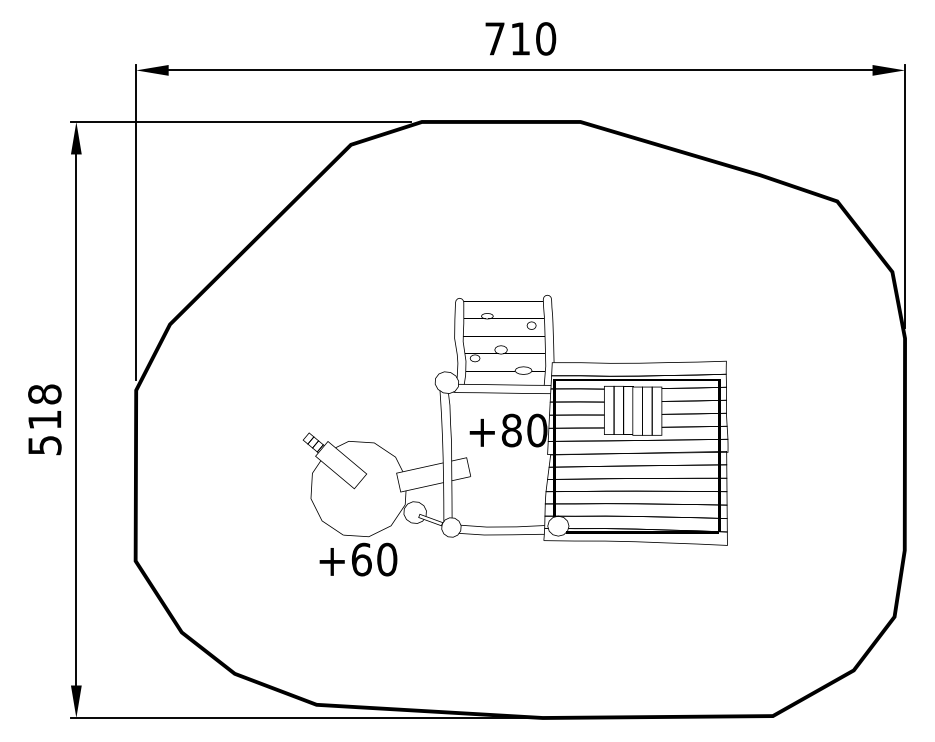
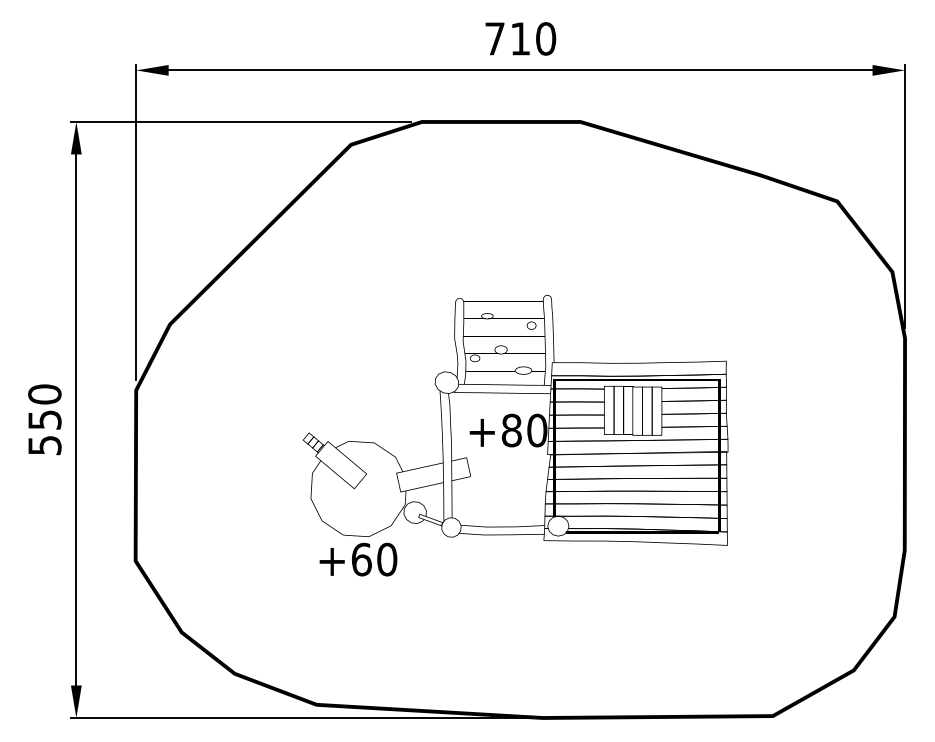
text: 518 -> 550 (44, 406)
